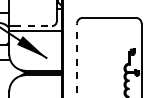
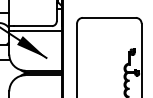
line: dashed -> solid (33, 26)
line: dashed -> solid (77, 60)
